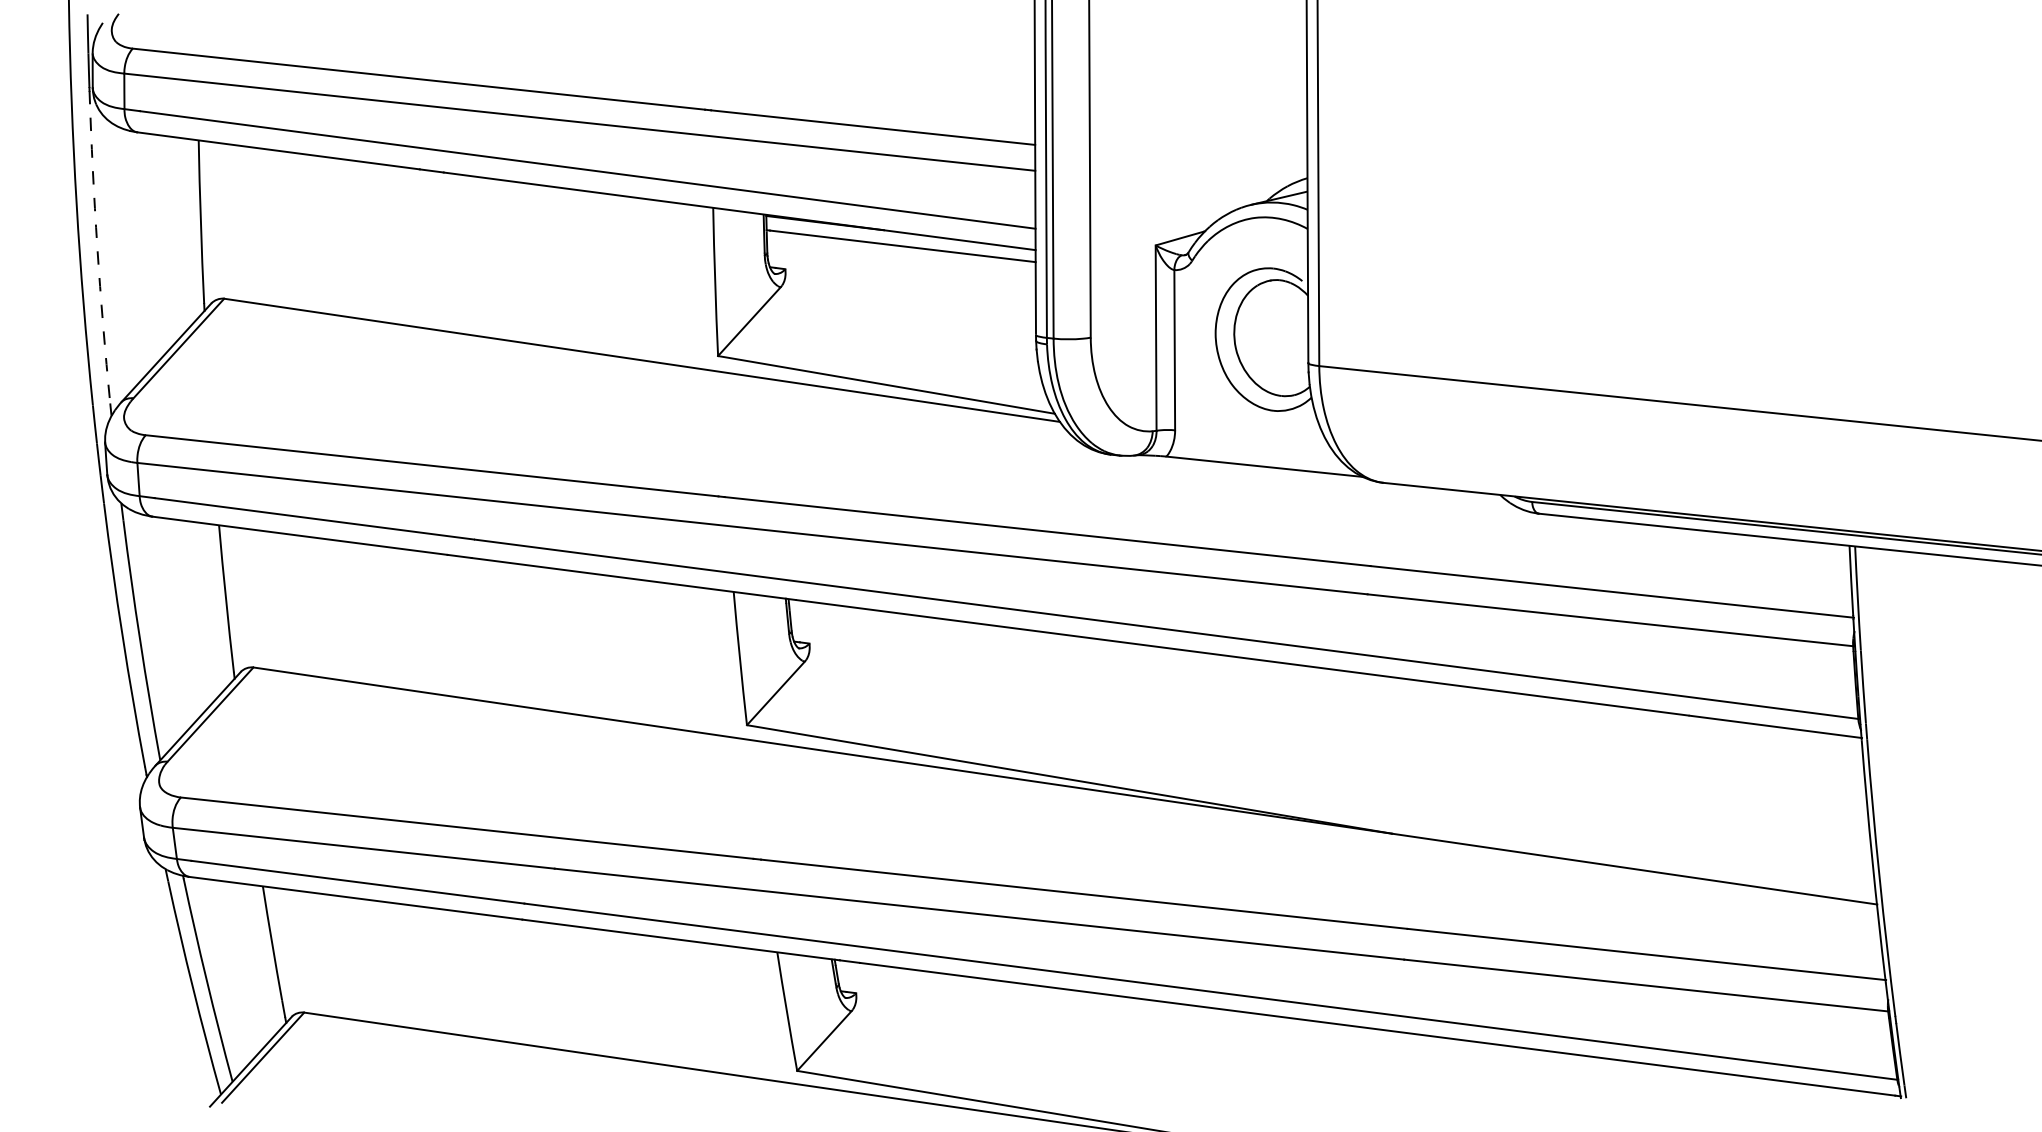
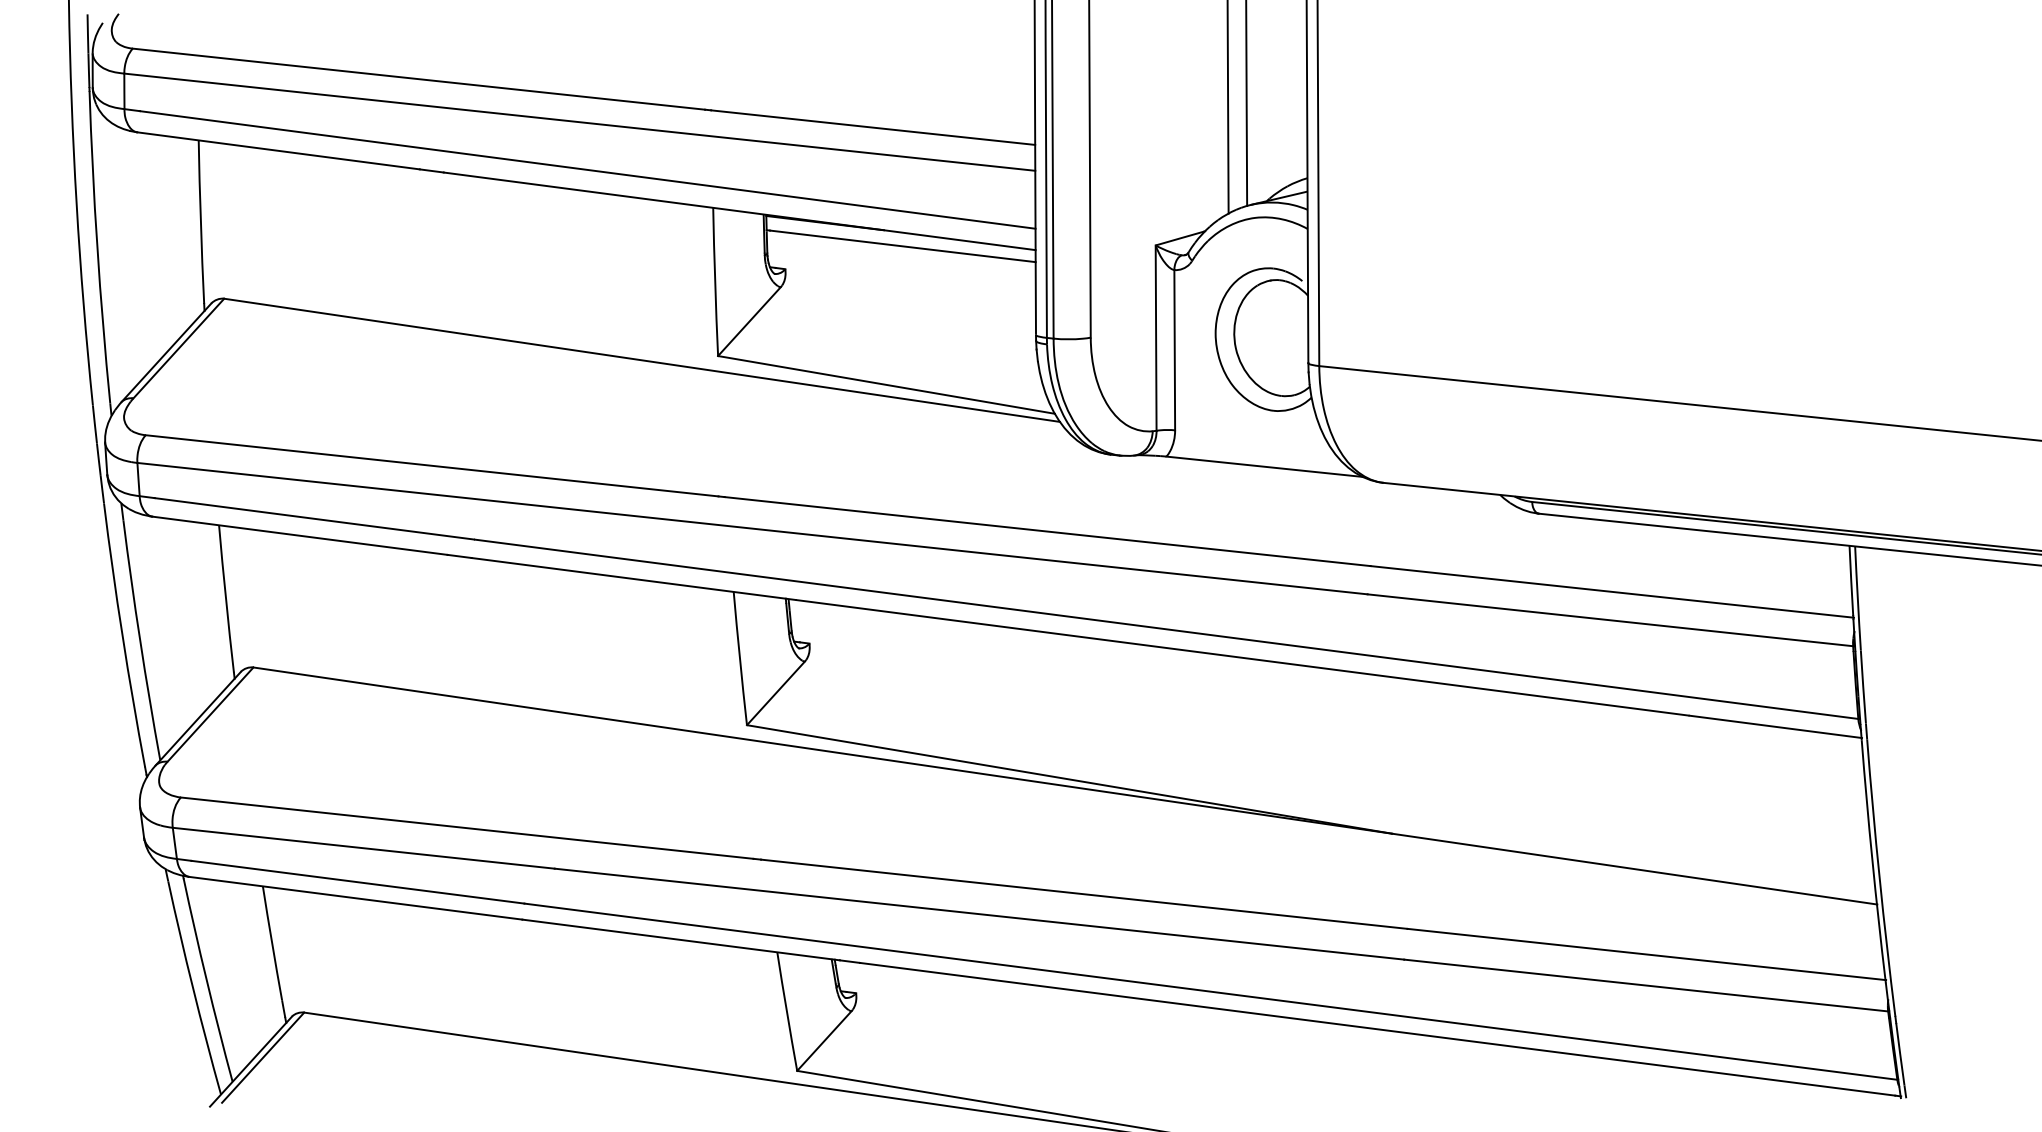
line: none -> present (1246, 103)
line: none -> present (1227, 107)
arc: dashed -> solid (97, 247)
